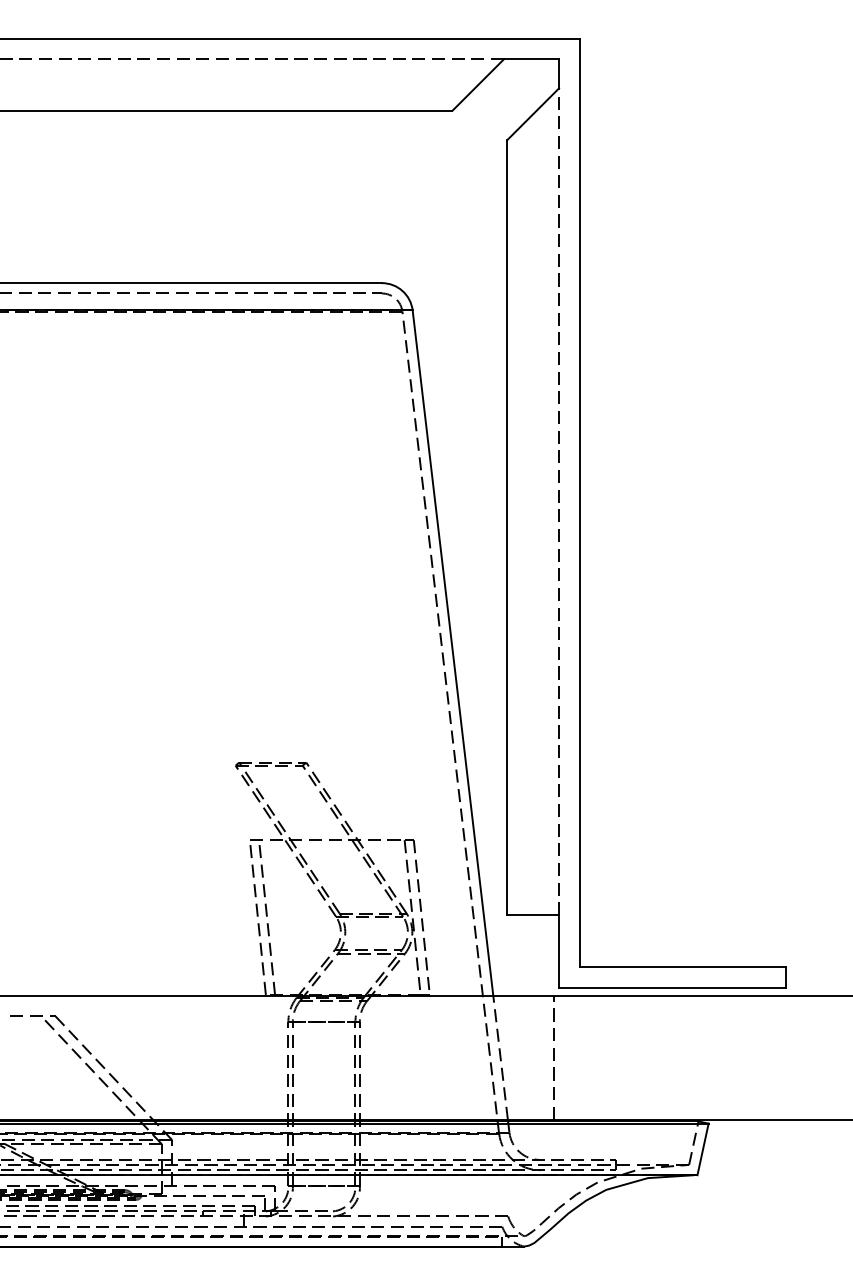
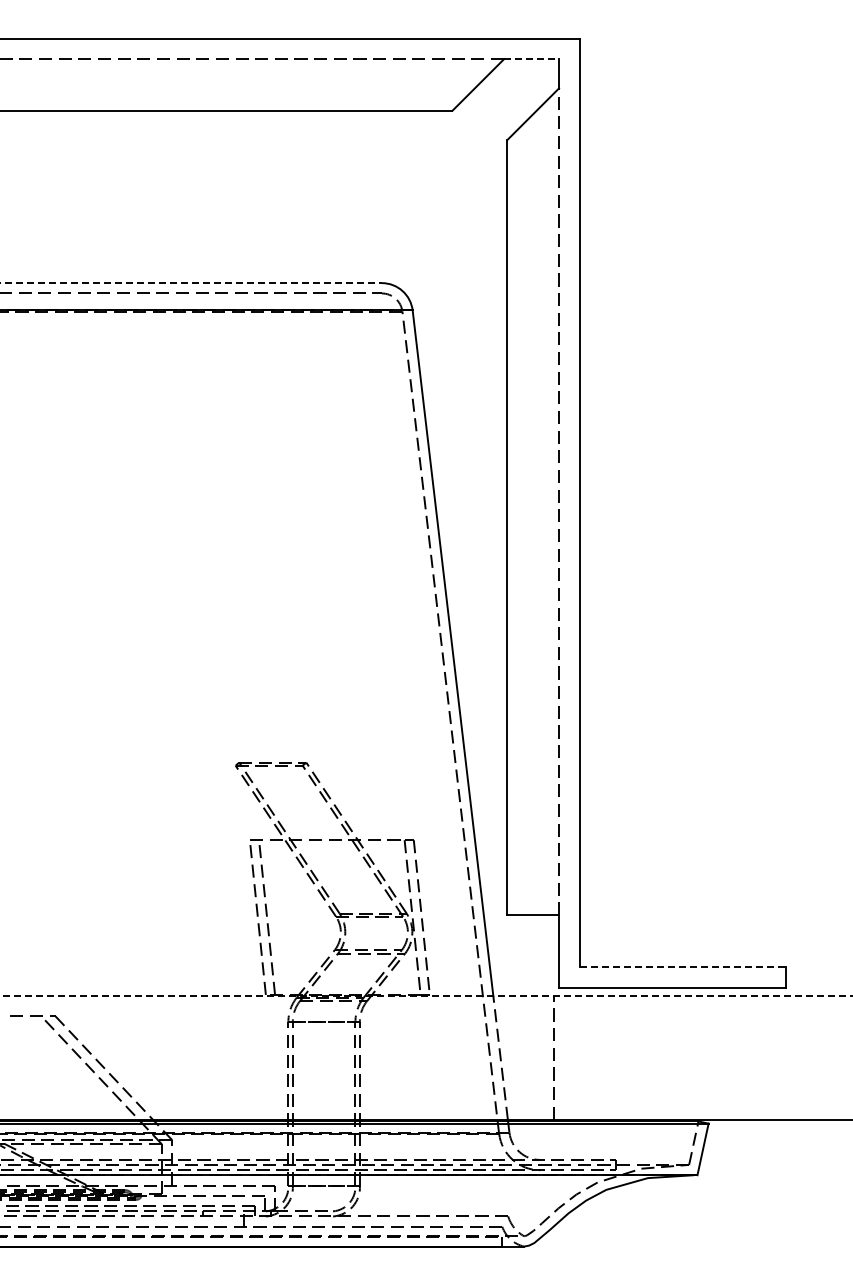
line: solid -> dashed (532, 59)
line: solid -> dashed (191, 283)
line: solid -> dashed (683, 966)
line: solid -> dashed (426, 996)
